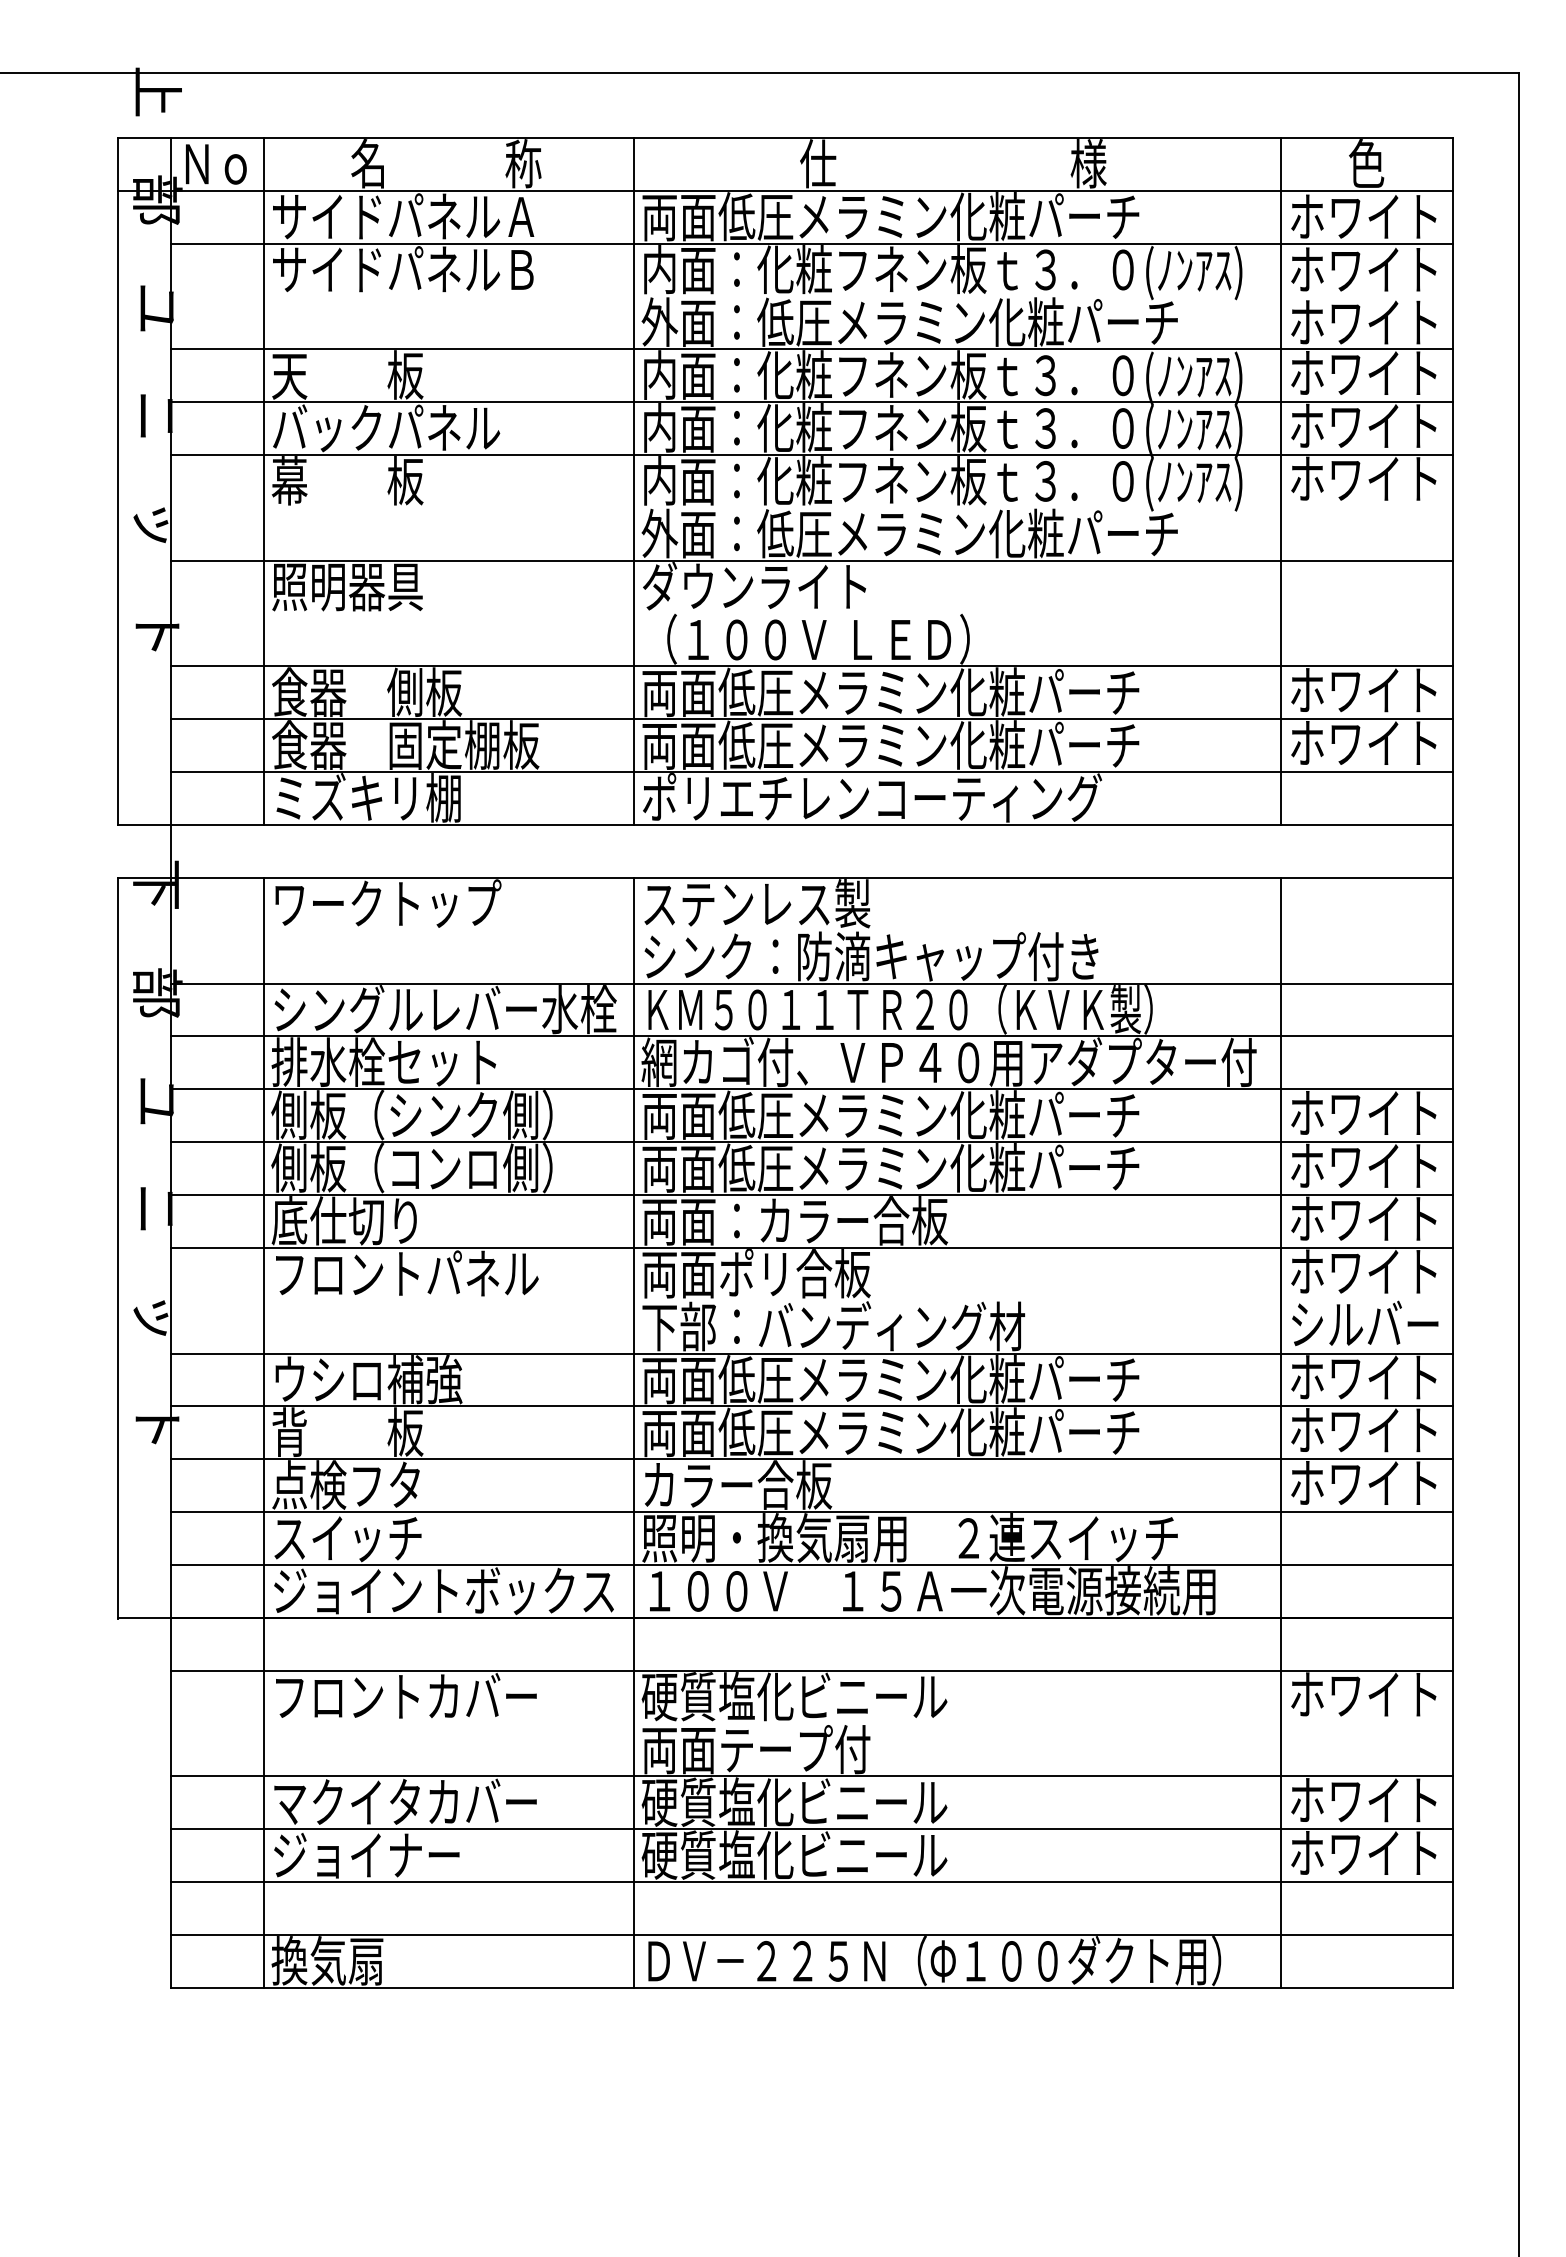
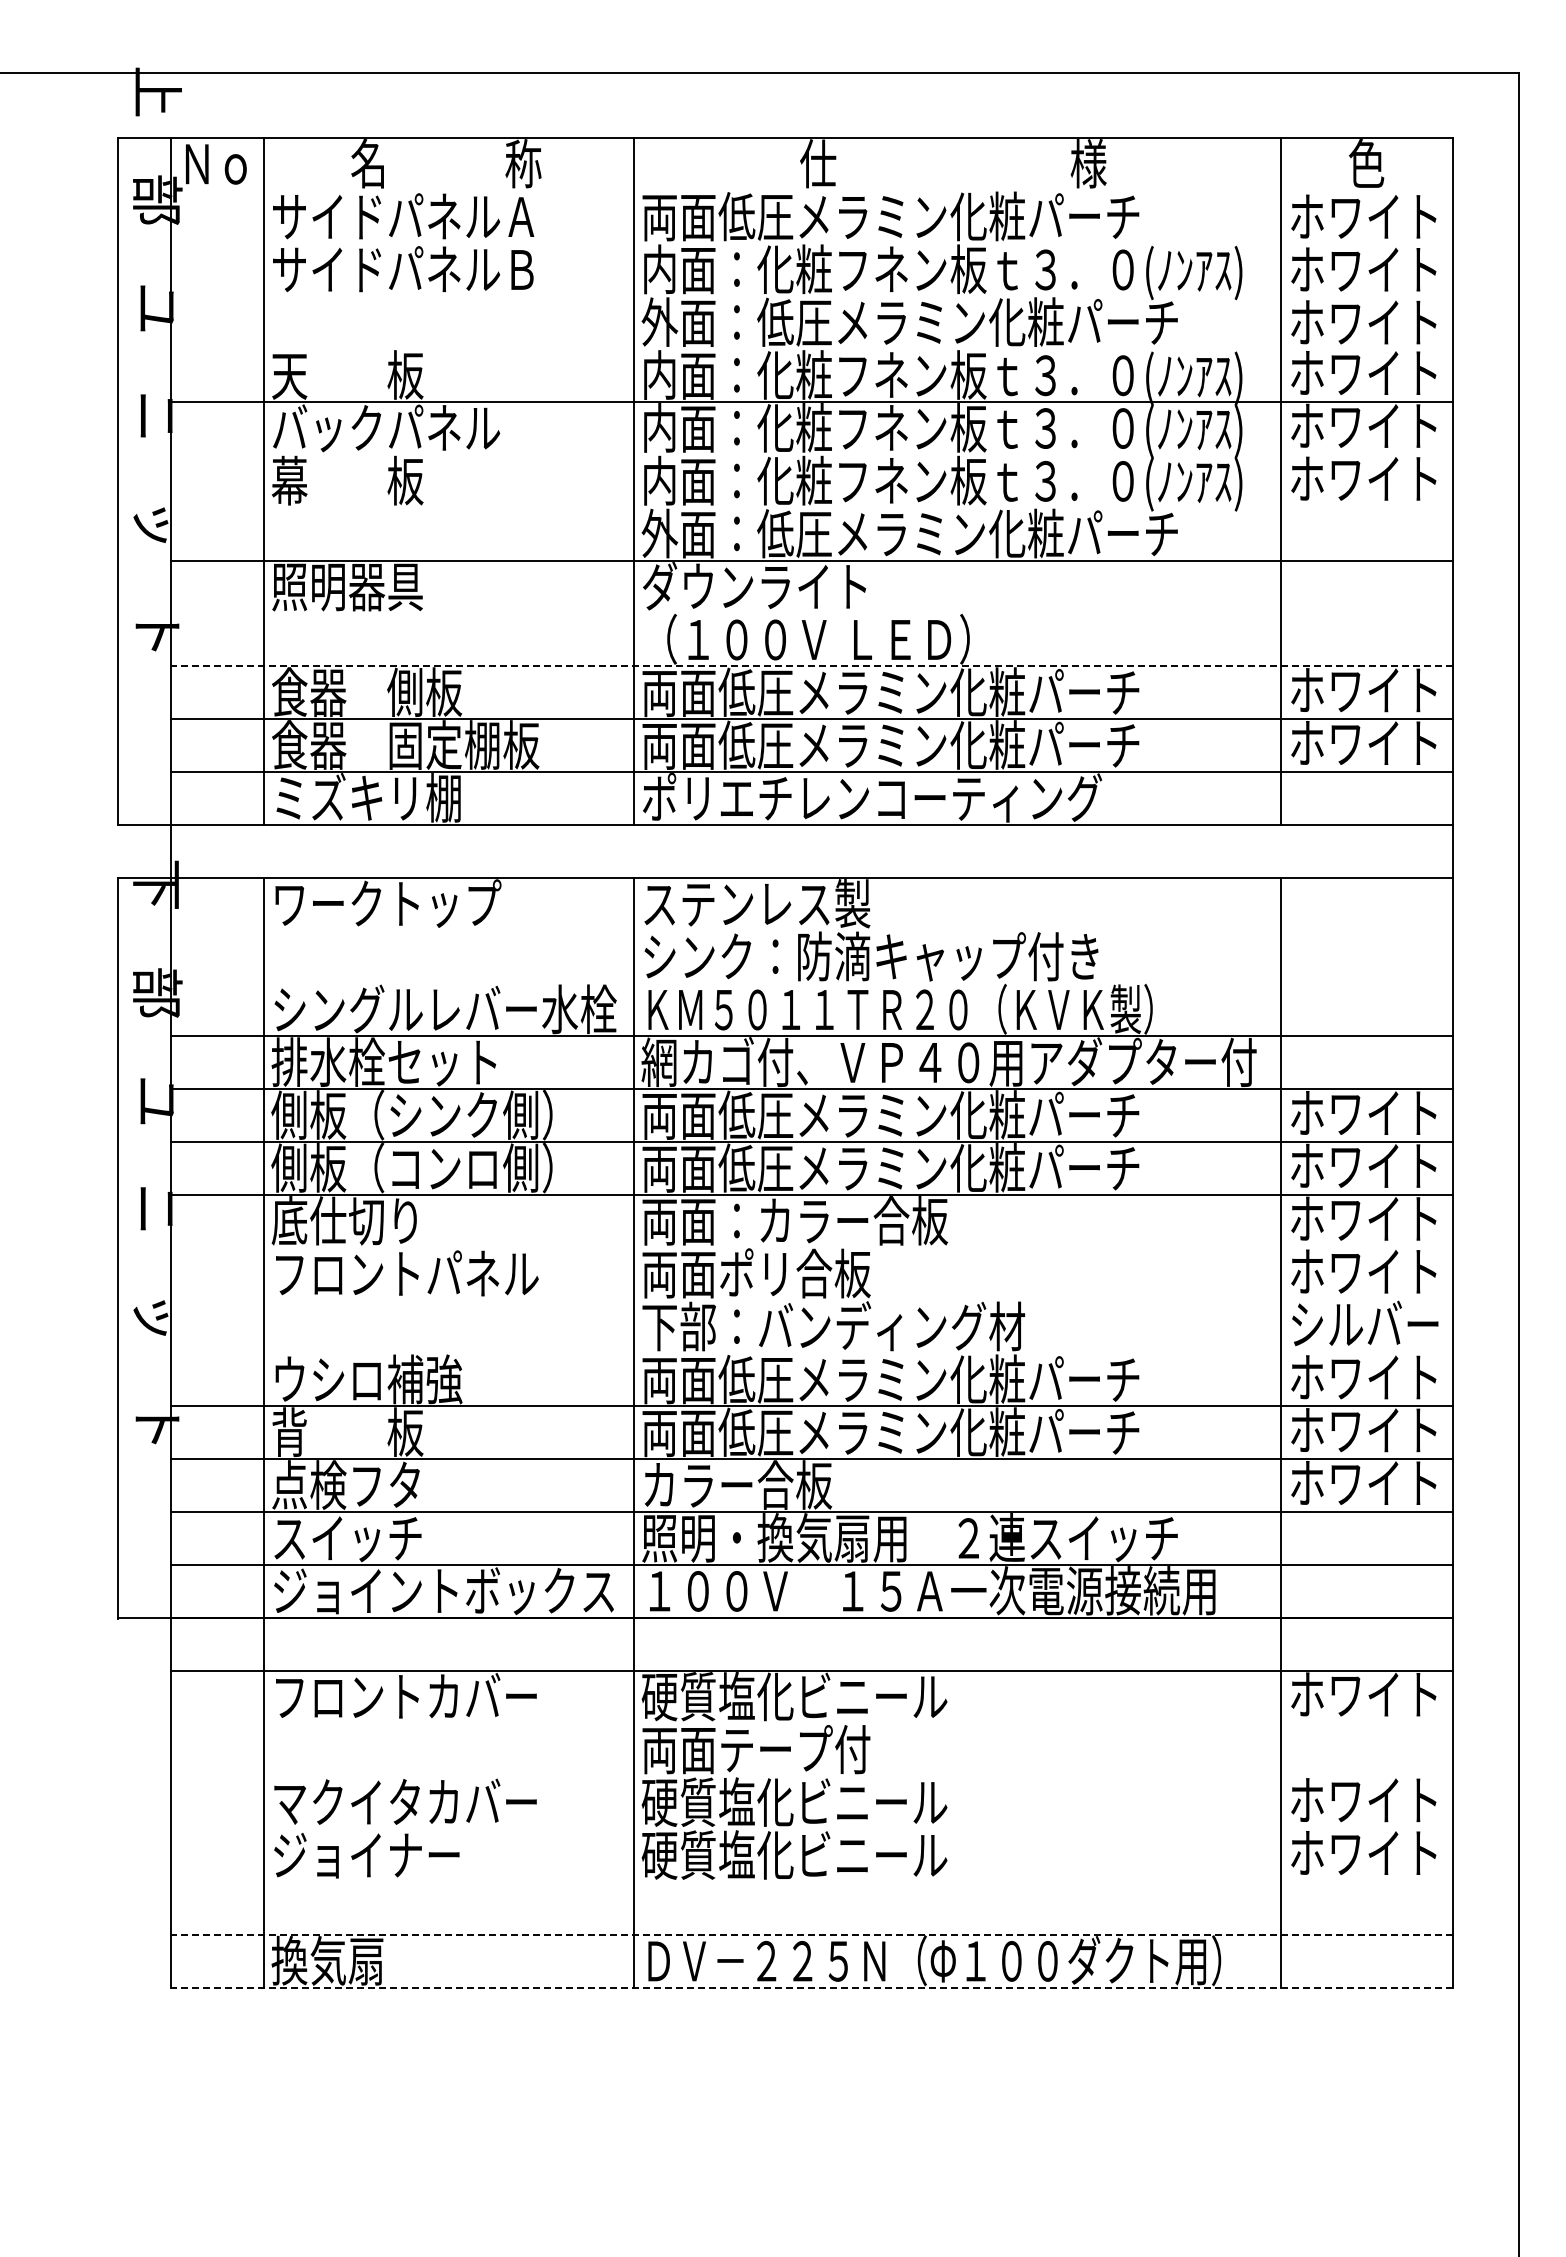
line: present -> none (785, 190)
line: present -> none (812, 243)
line: present -> none (812, 349)
line: present -> none (812, 455)
line: solid -> dashed (812, 666)
line: present -> none (812, 983)
line: present -> none (812, 1247)
line: present -> none (812, 1353)
line: present -> none (812, 1776)
line: present -> none (812, 1829)
line: present -> none (812, 1882)
line: solid -> dashed (812, 1935)
line: solid -> dashed (812, 1987)
